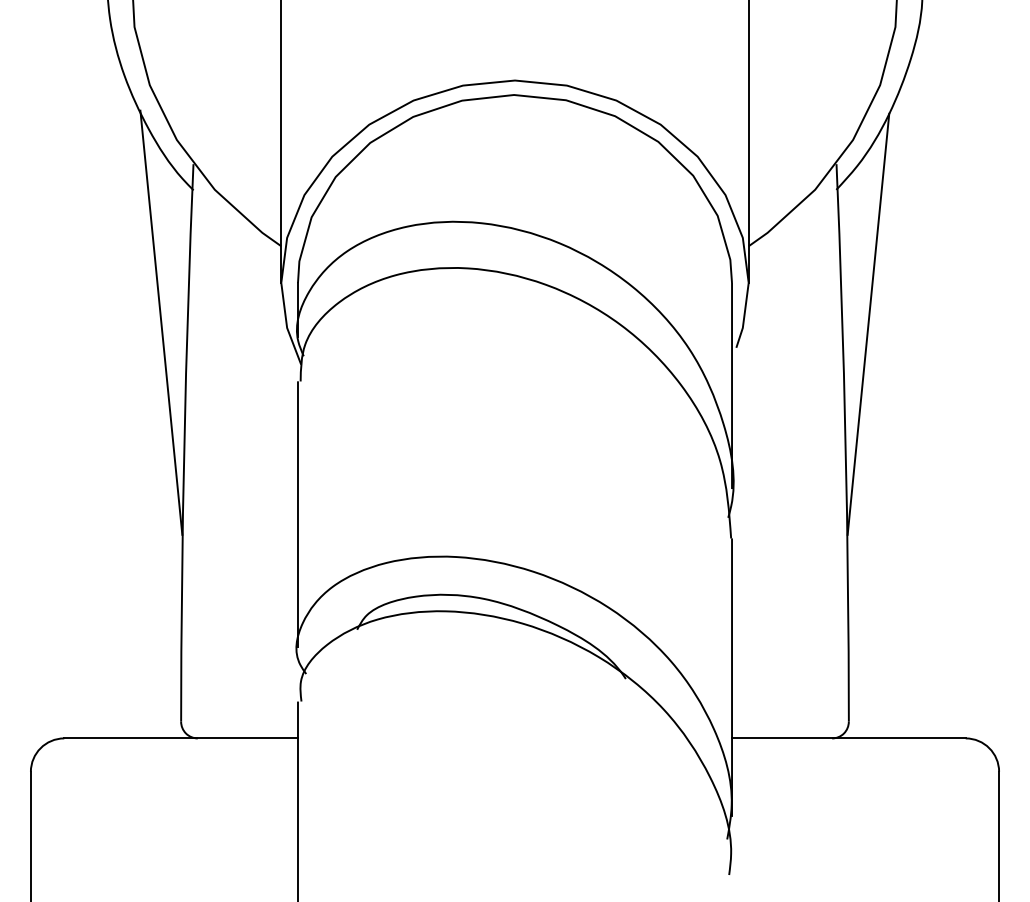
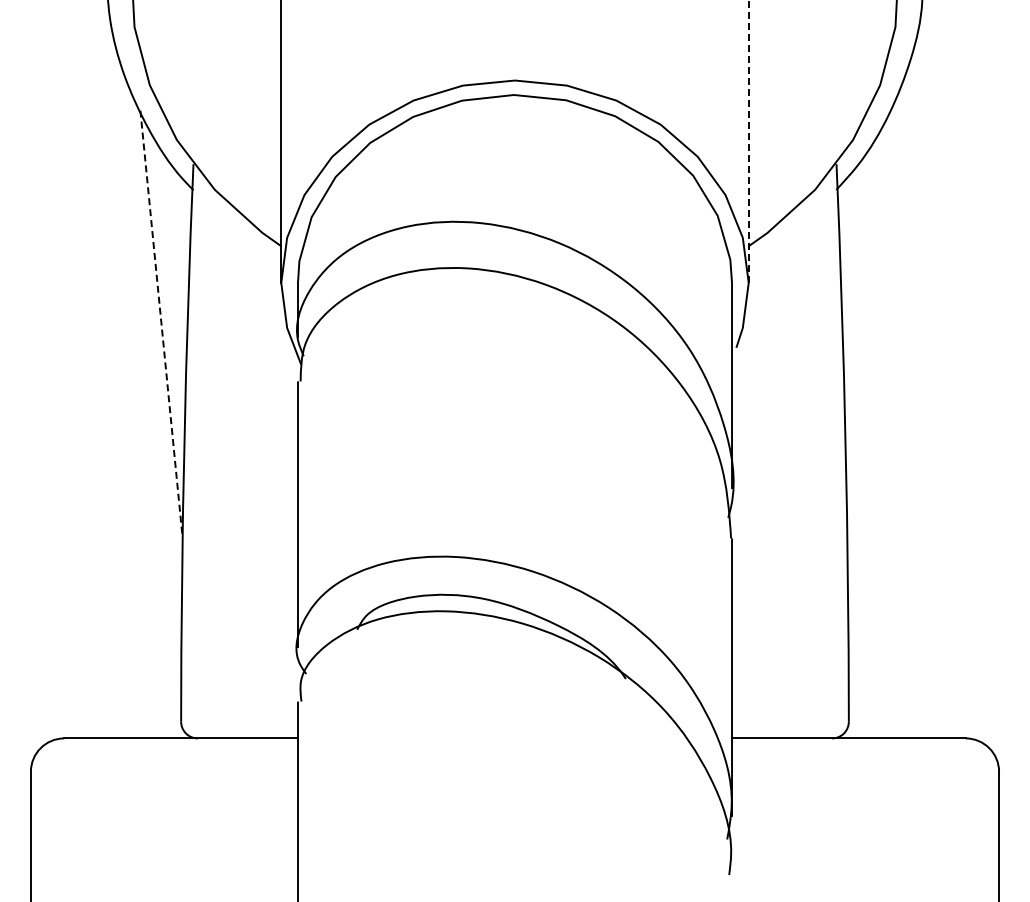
line: solid -> dashed (748, 141)
line: solid -> dashed (161, 323)
line: present -> none (868, 323)
